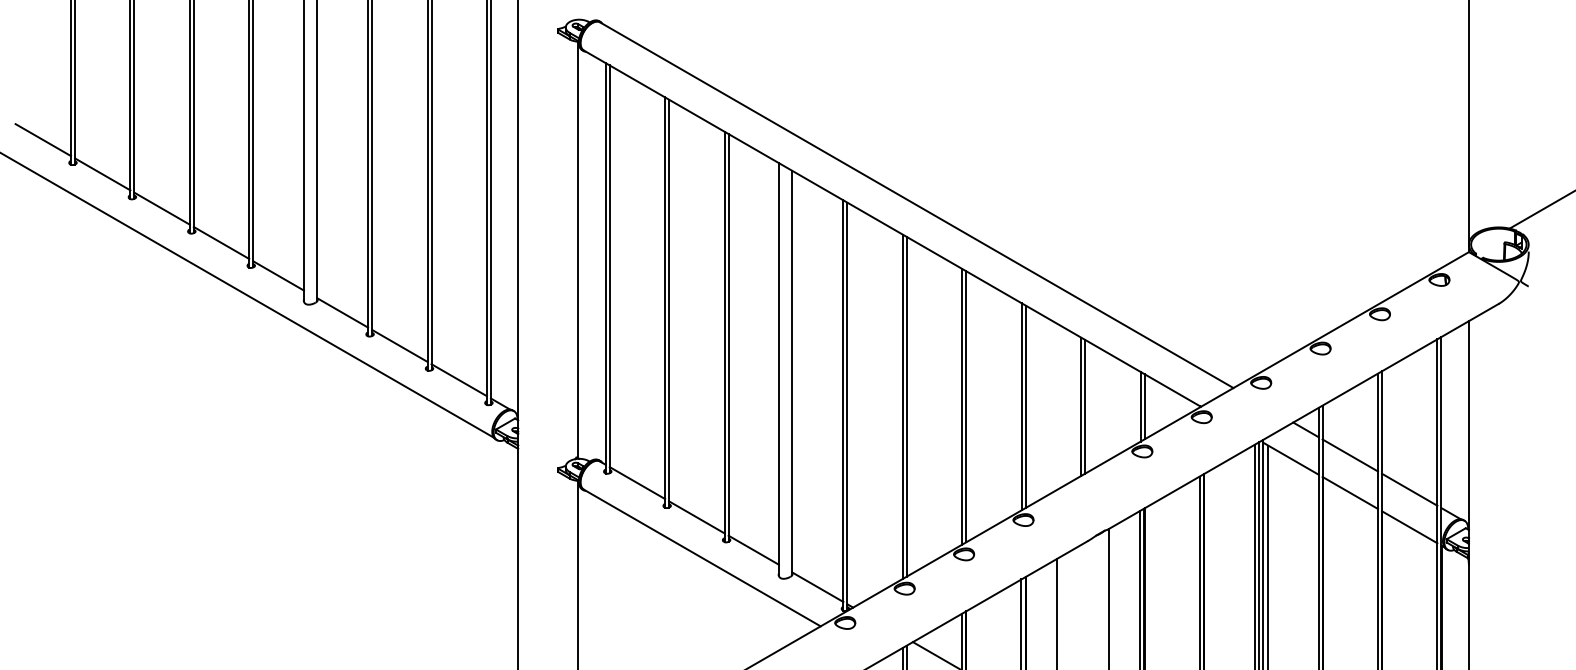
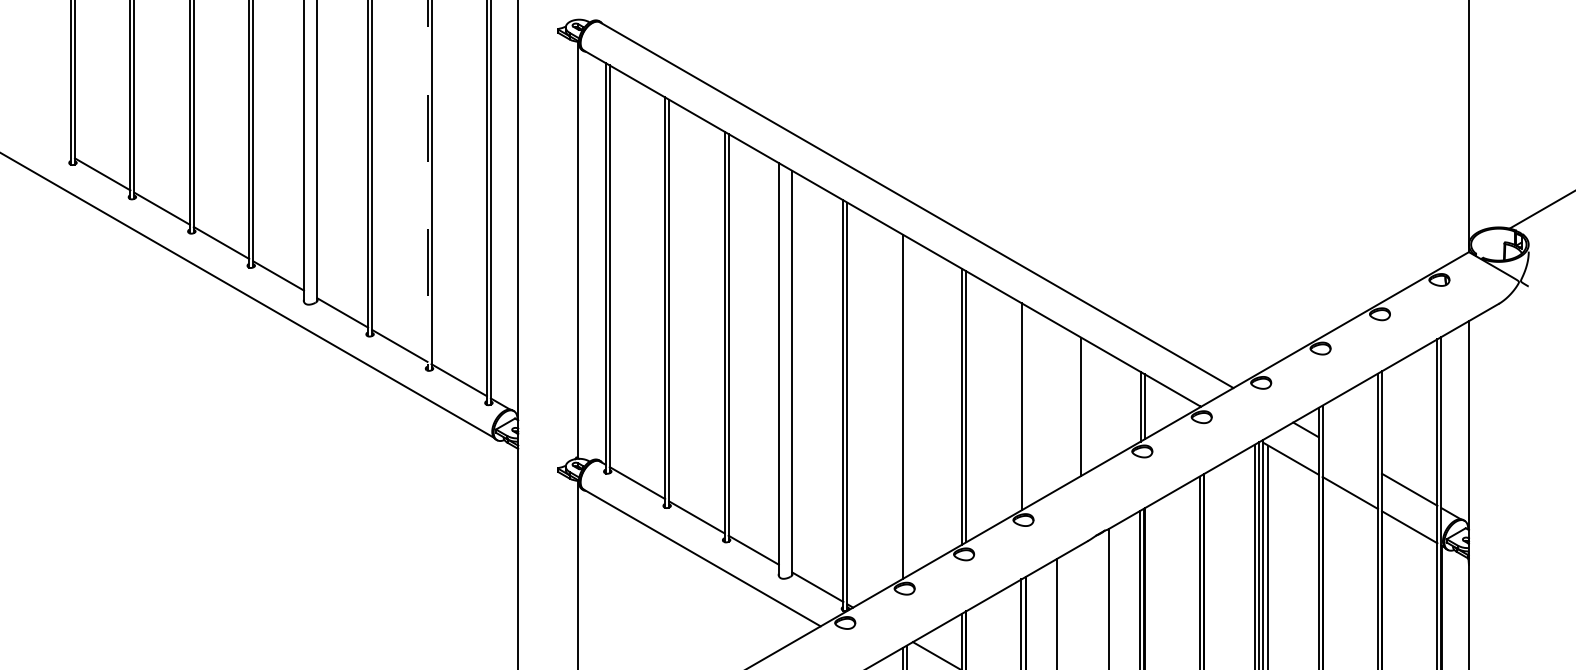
line: present -> none (42, 140)
line: solid -> dashed (427, 185)
line: present -> none (906, 406)
line: present -> none (1025, 406)
line: present -> none (1085, 406)
line: present -> none (1349, 455)
